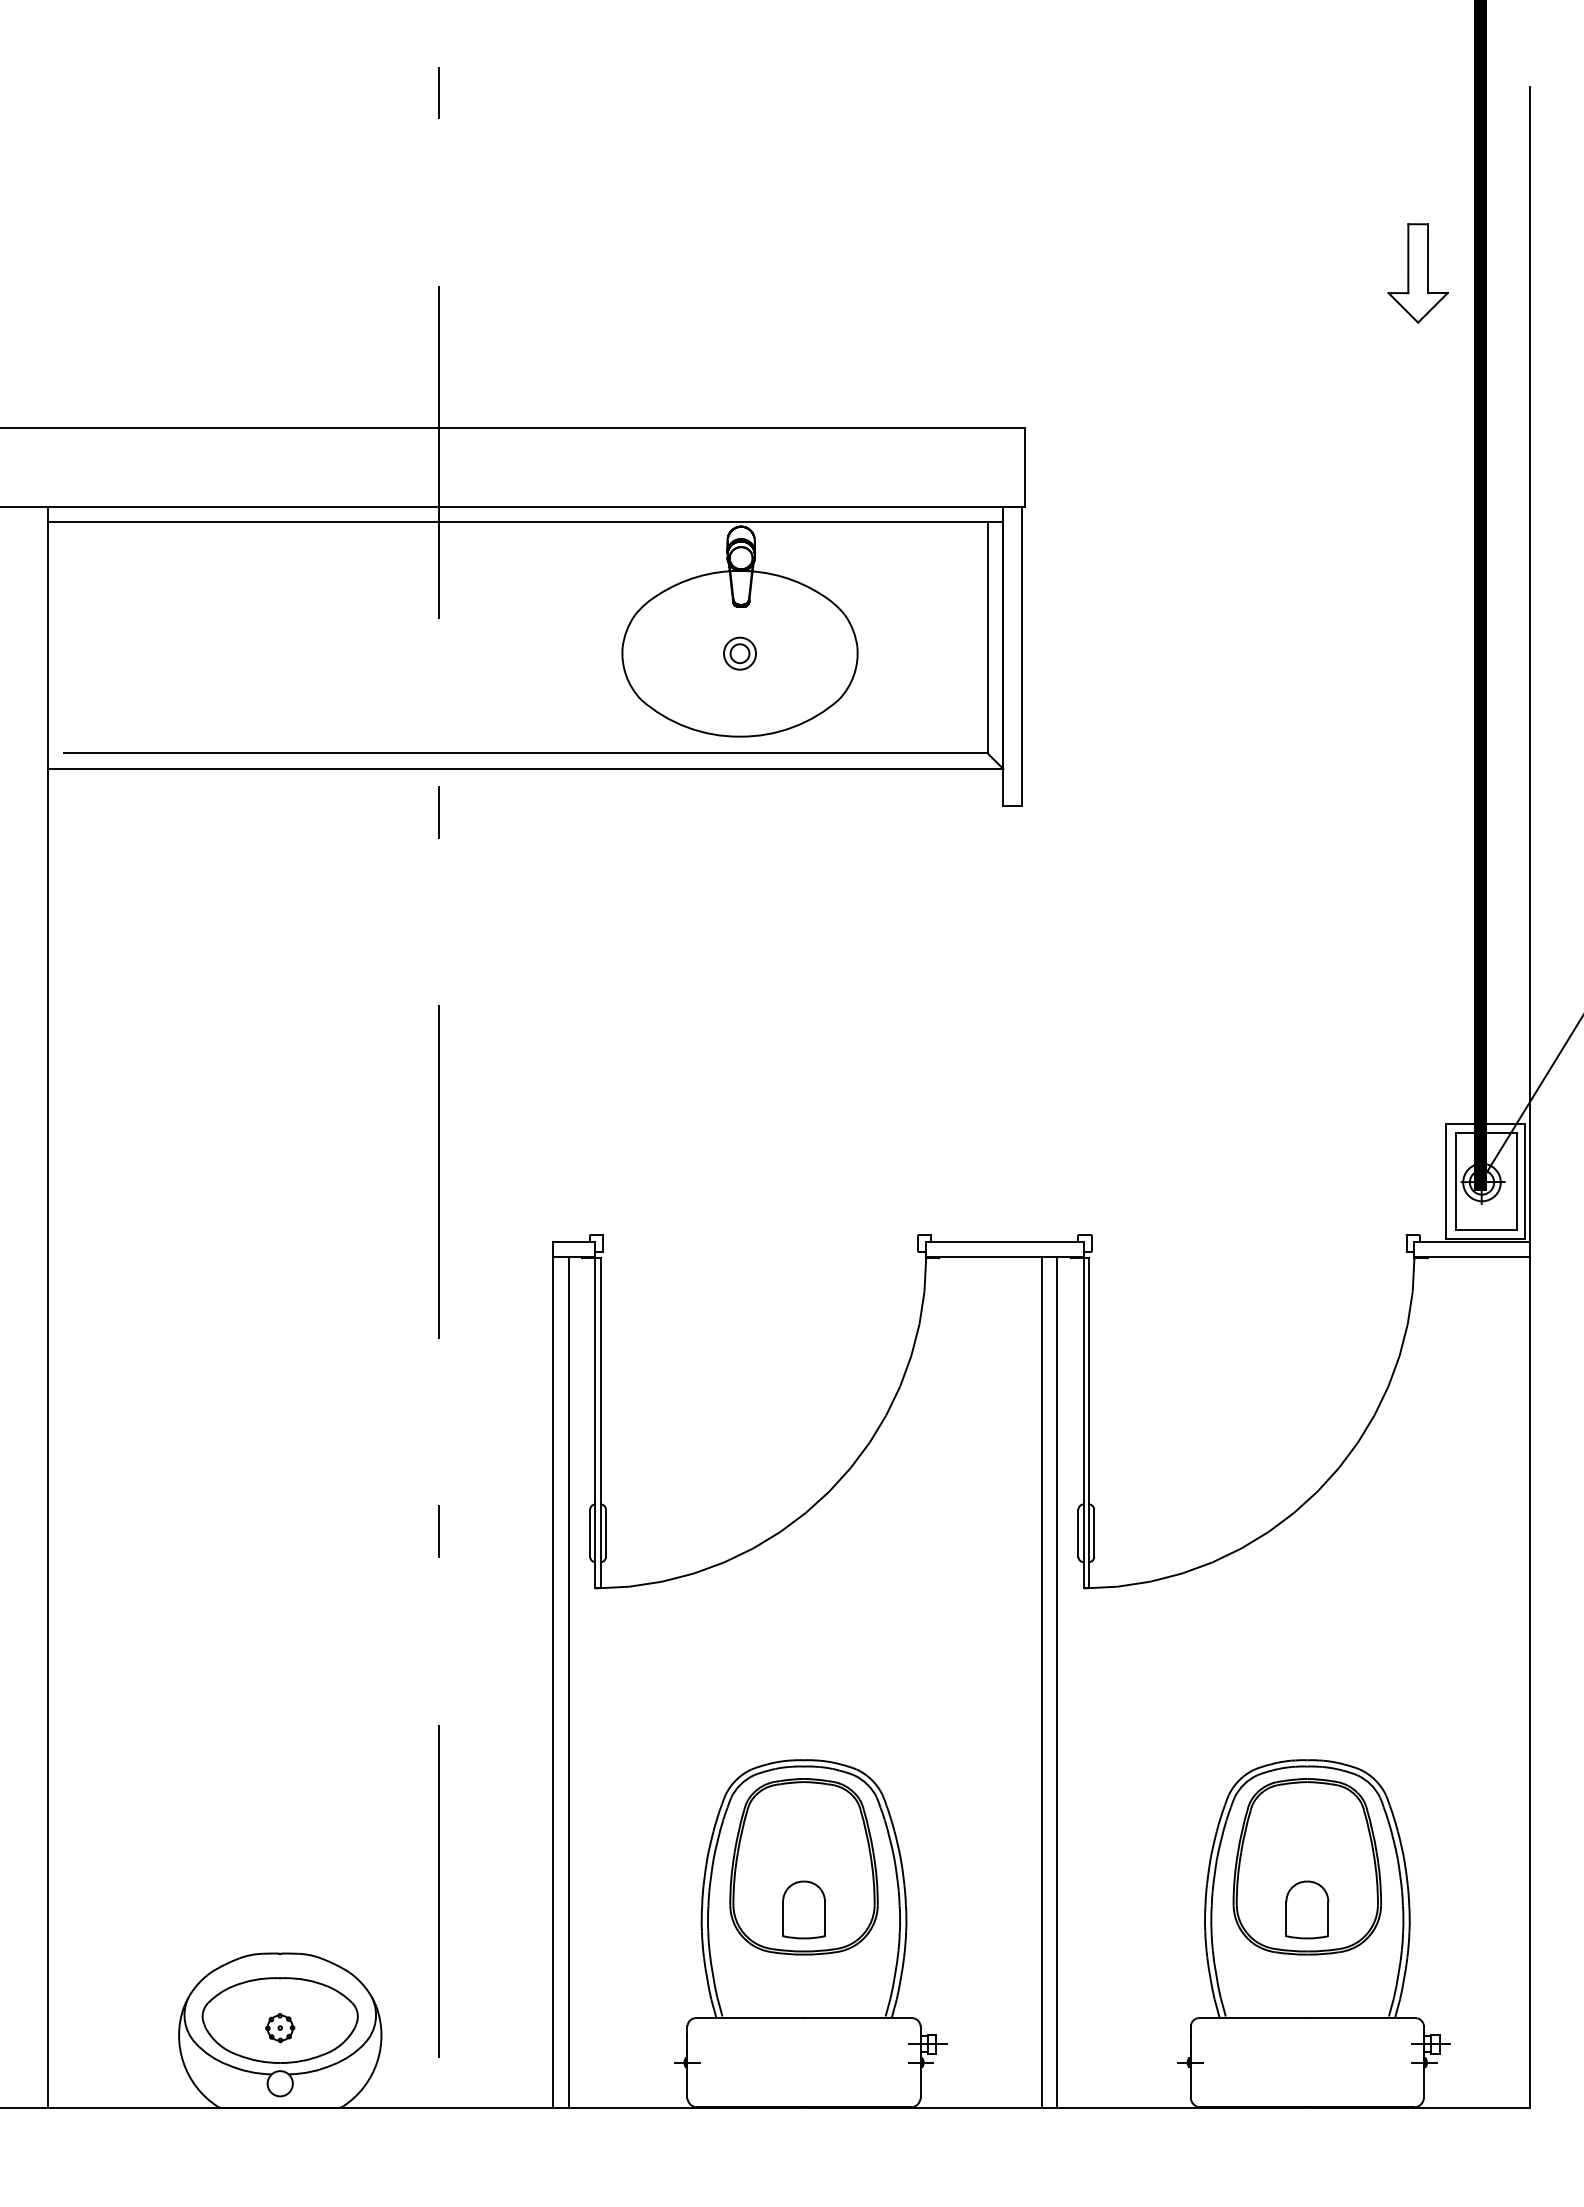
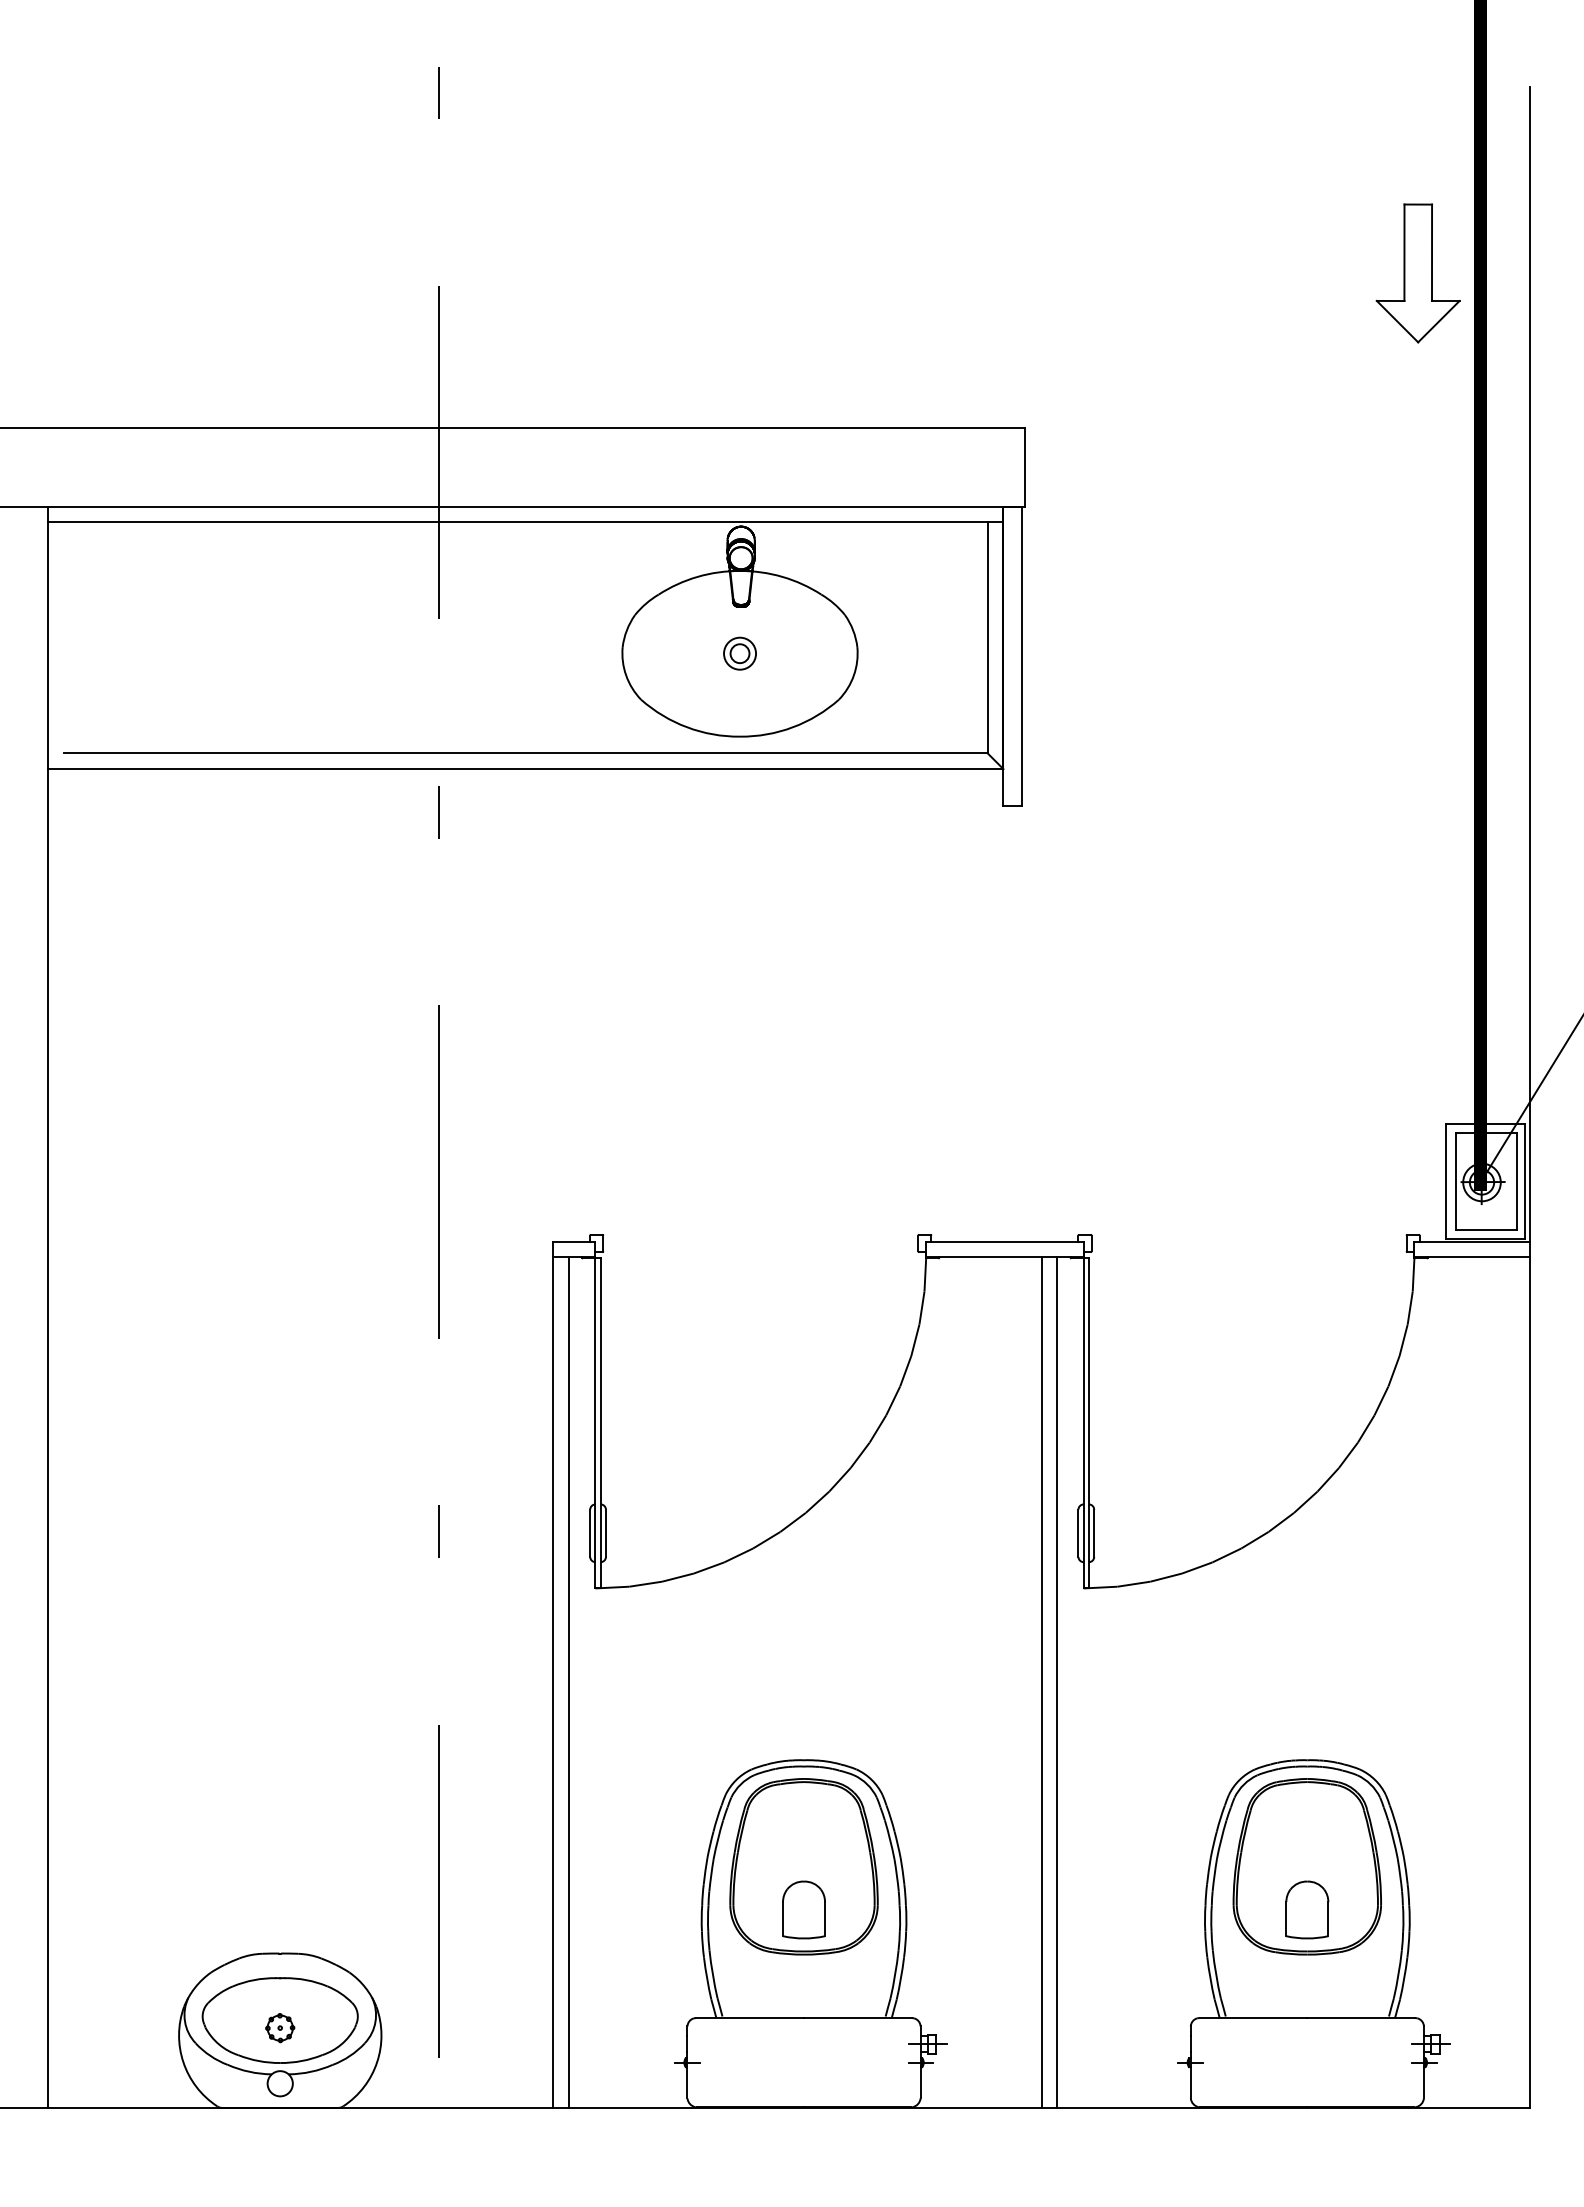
part size: 62x101 px -> 86x141 px (1417, 273)
